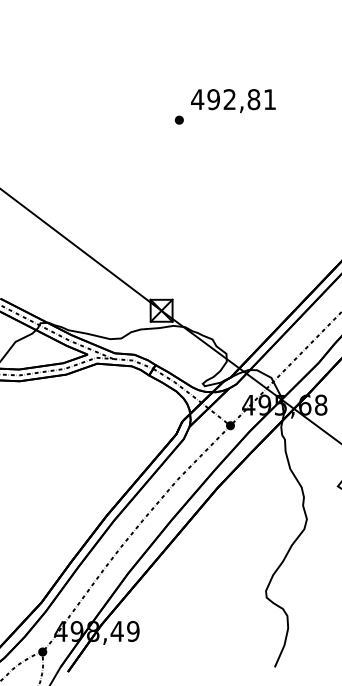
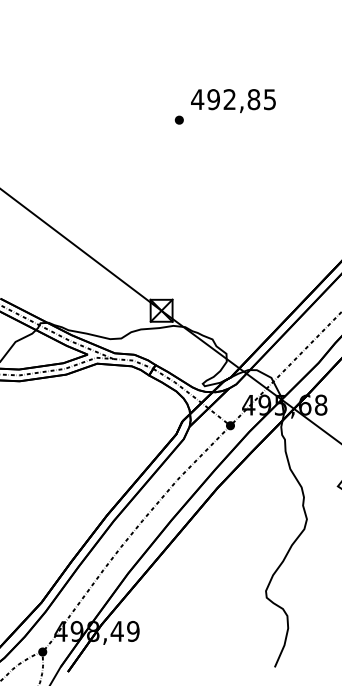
text: 492,81 -> 492,85 (269, 99)
